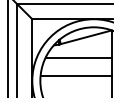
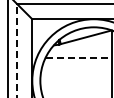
line: solid -> dashed (17, 50)
line: solid -> dashed (79, 57)
line: present -> none (75, 76)
